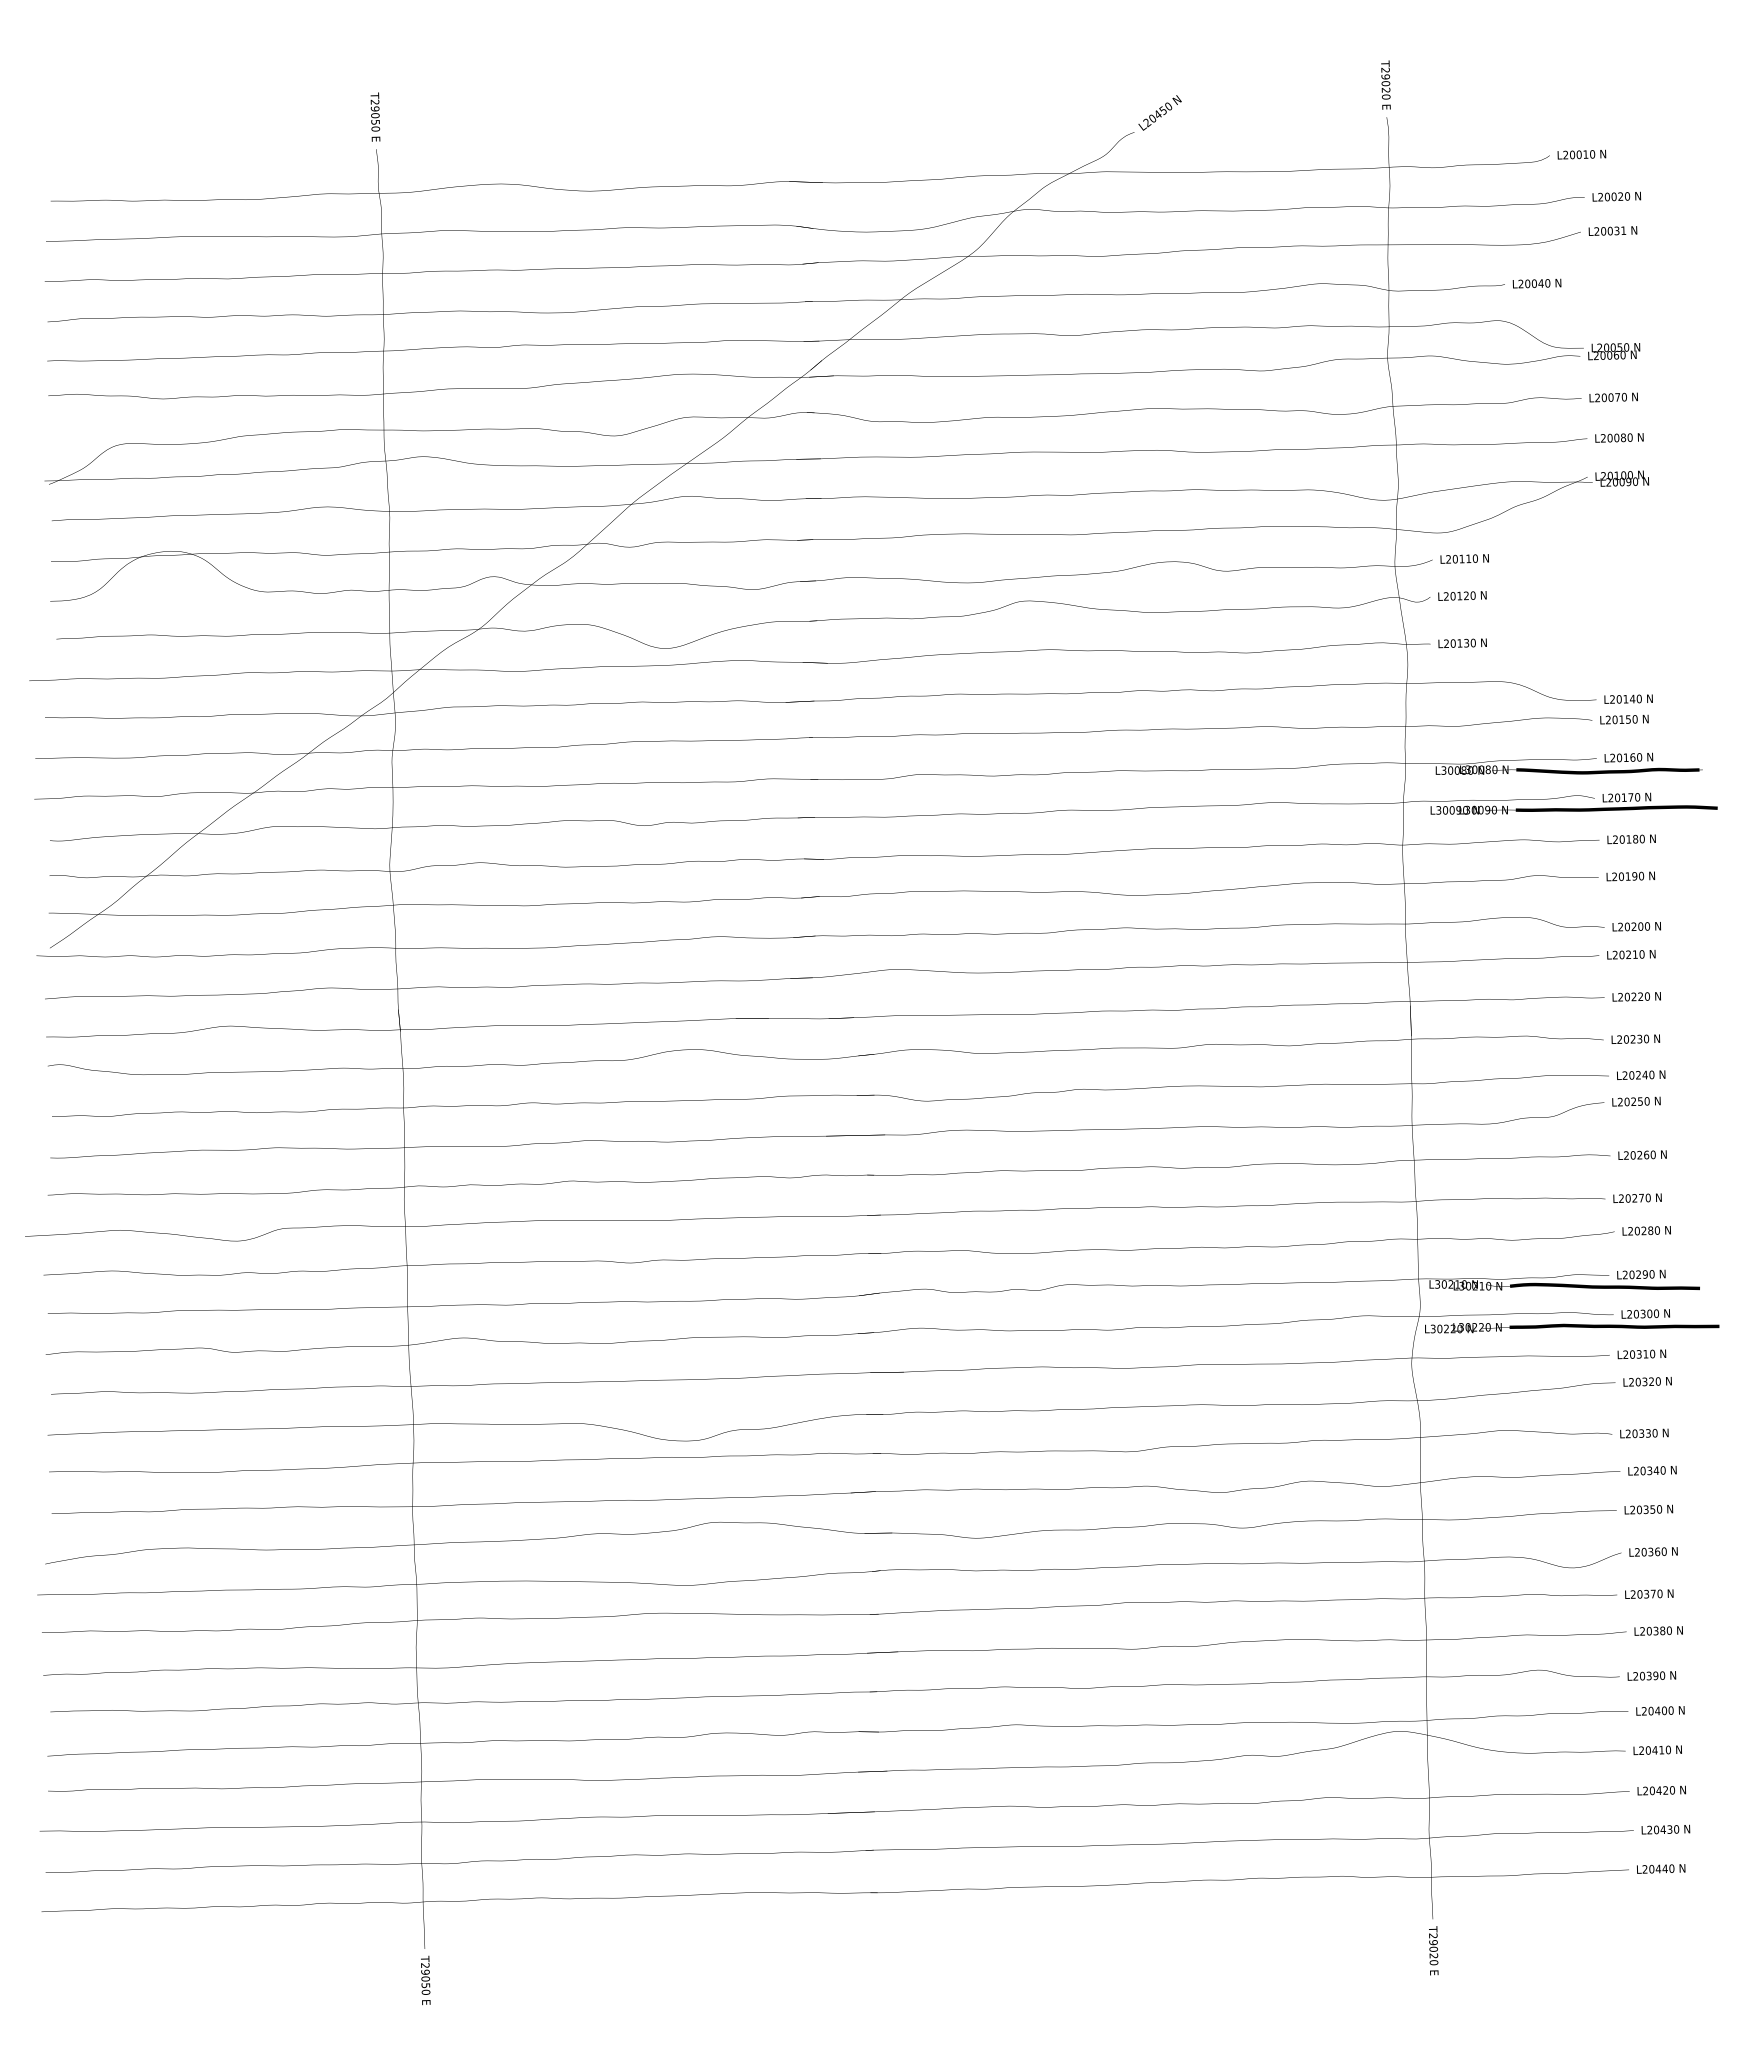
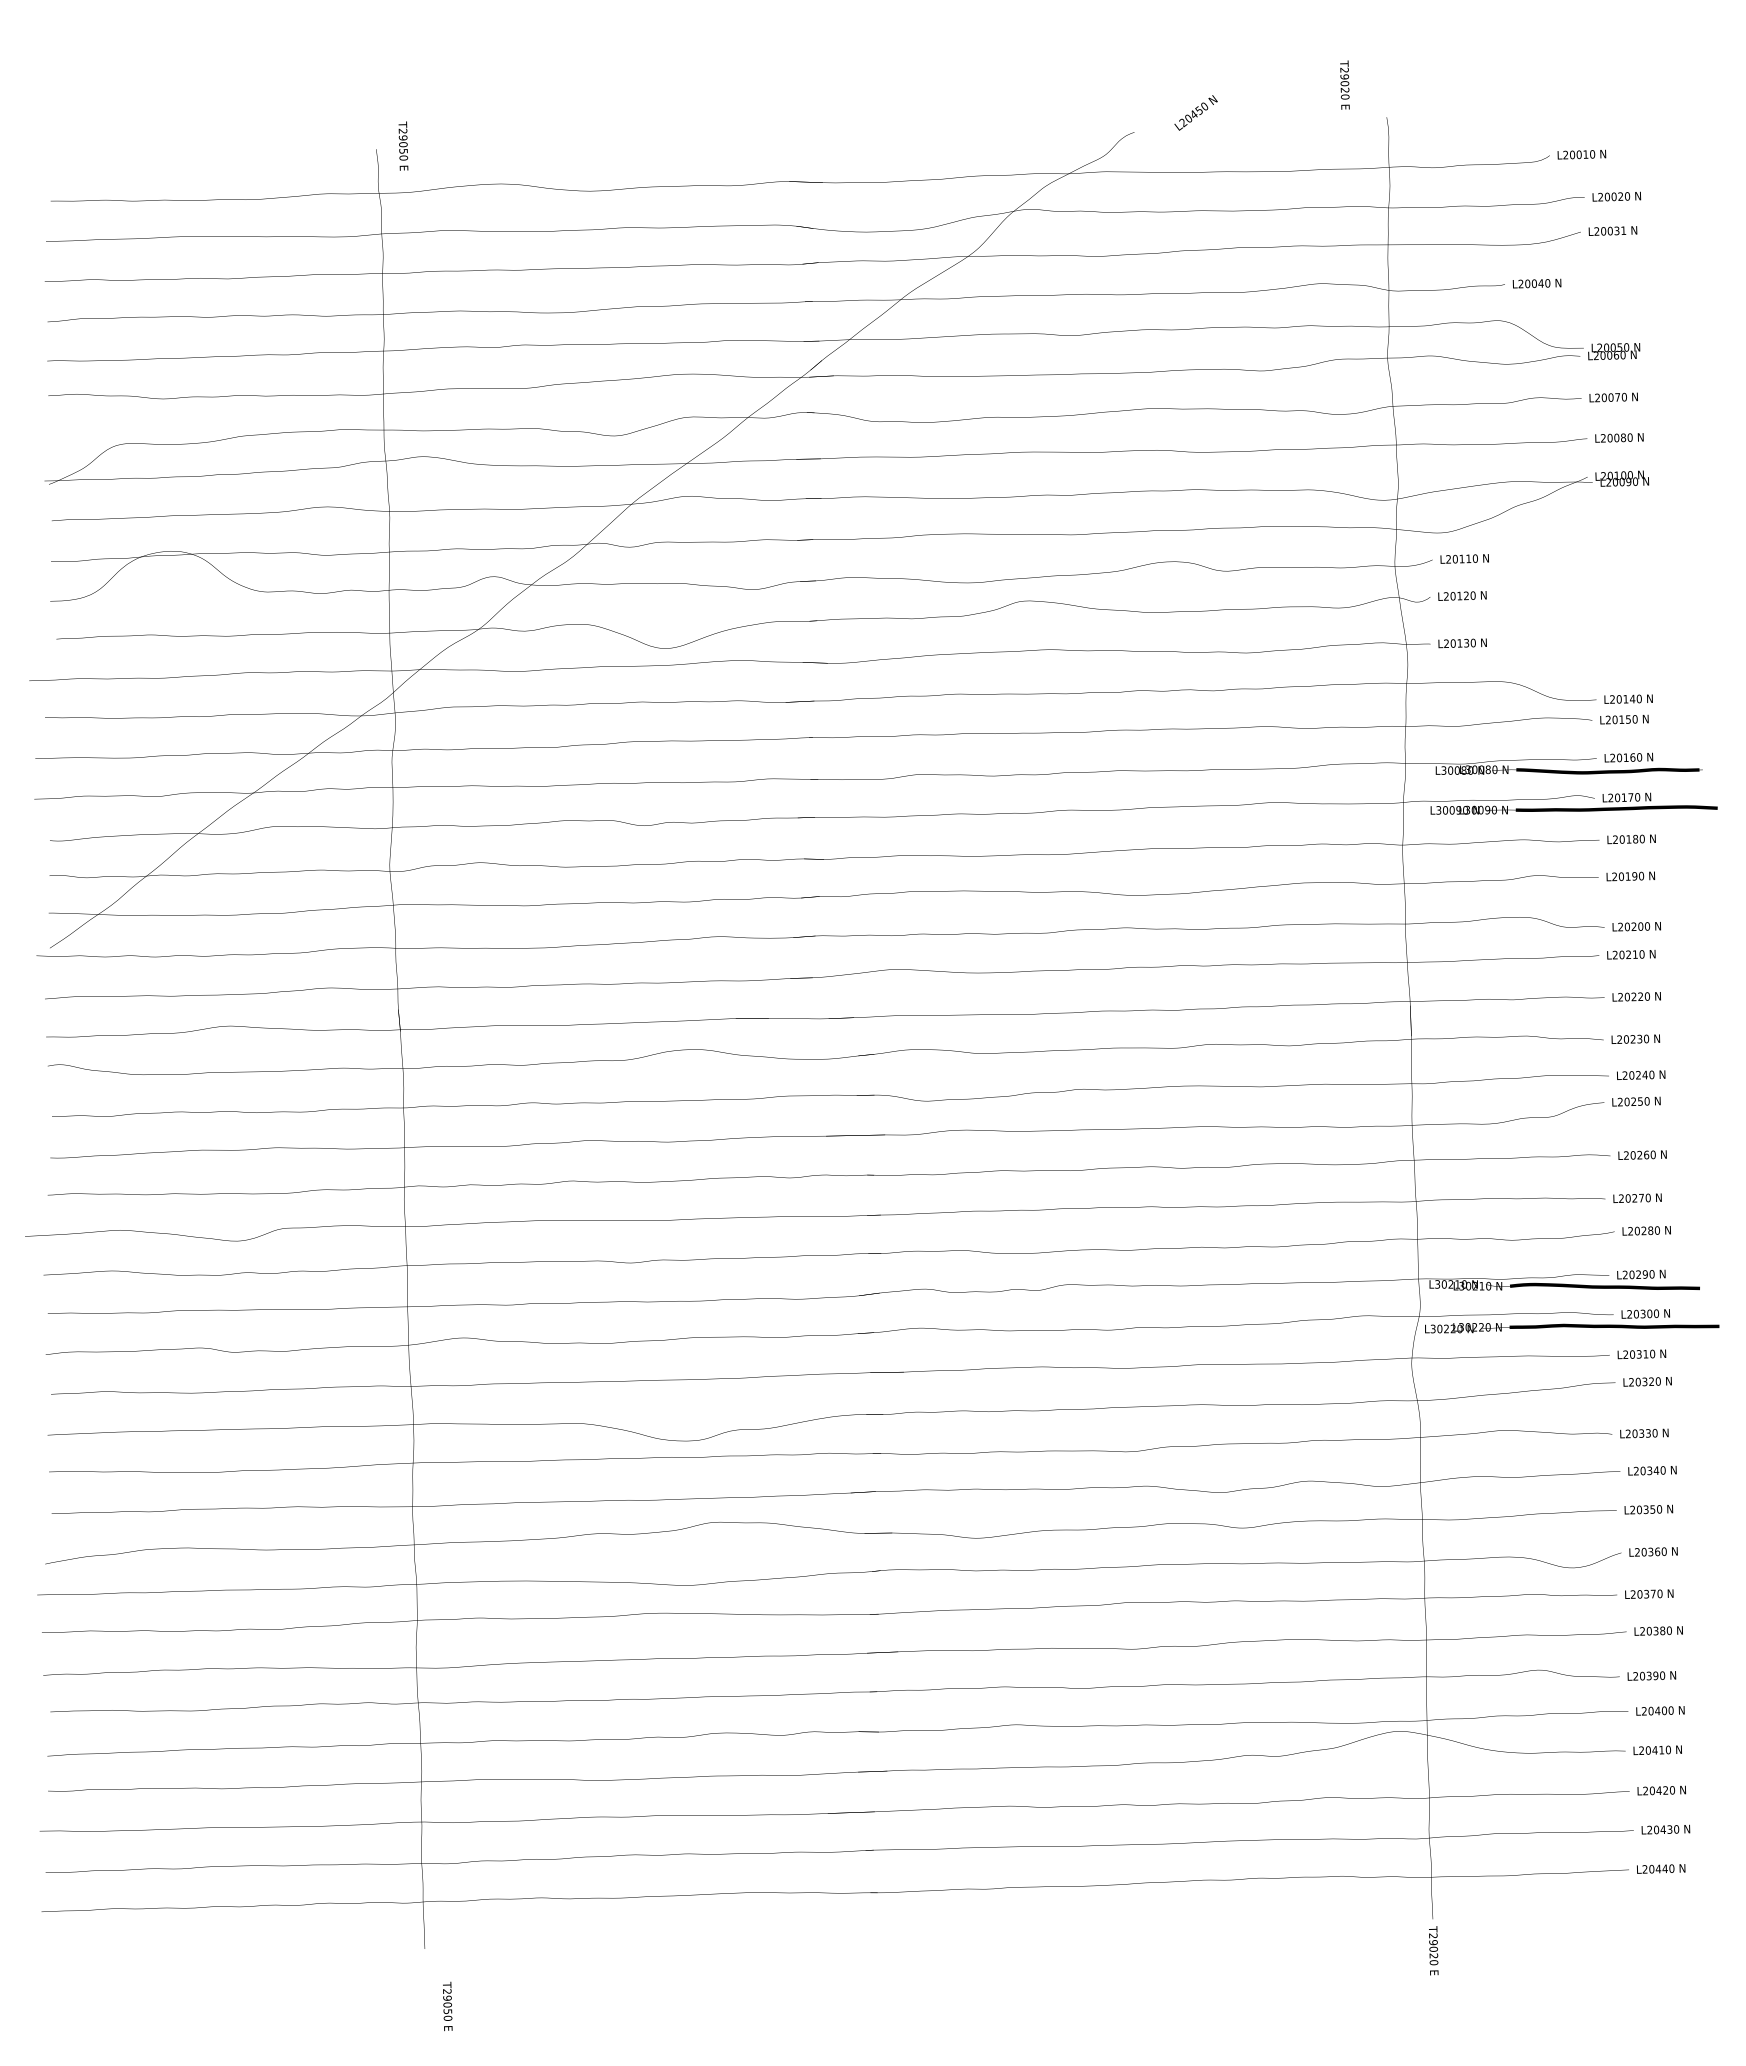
text position: (1385, 84) -> (1344, 84) (1344, 84)
text position: (1159, 112) -> (1195, 112) (1195, 112)
text position: (375, 116) -> (403, 145) (403, 145)
text position: (425, 1980) -> (447, 2006) (447, 2006)
